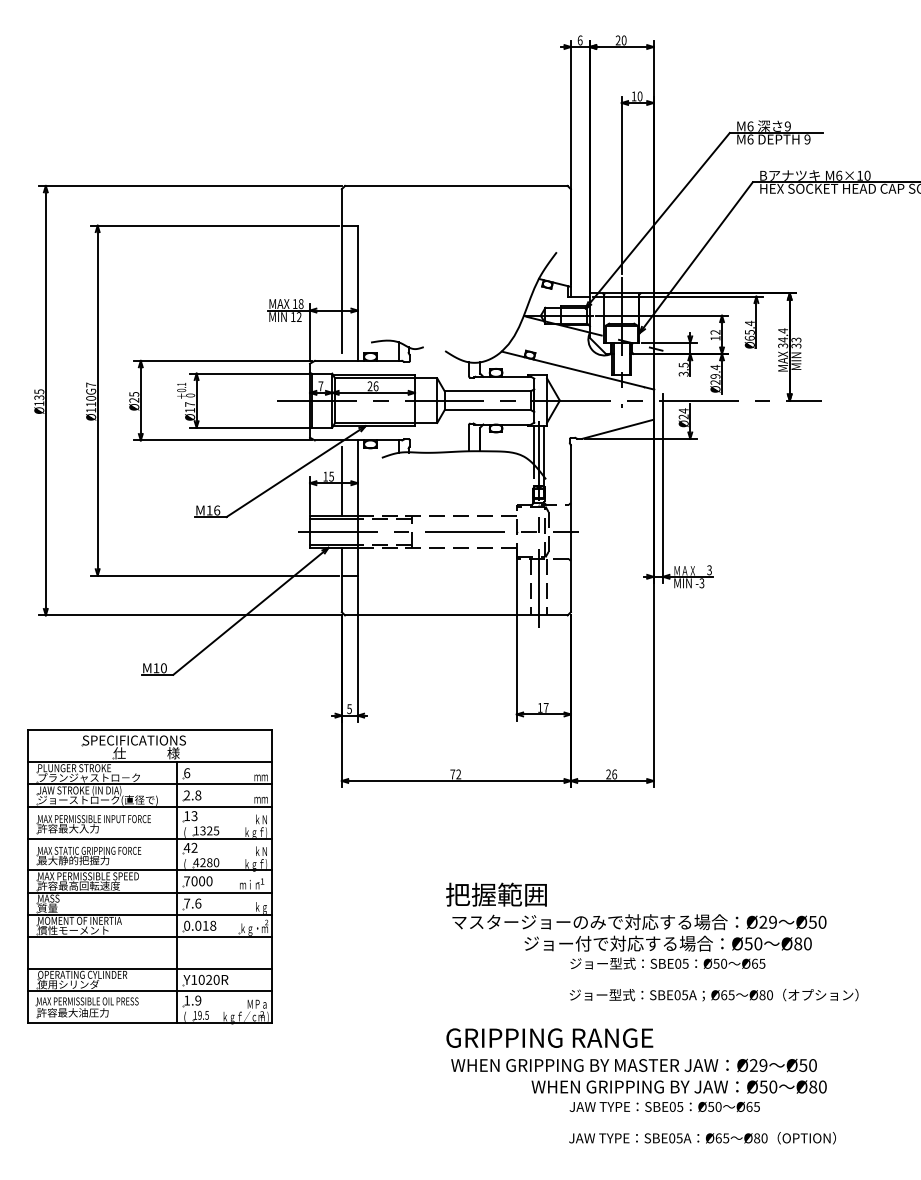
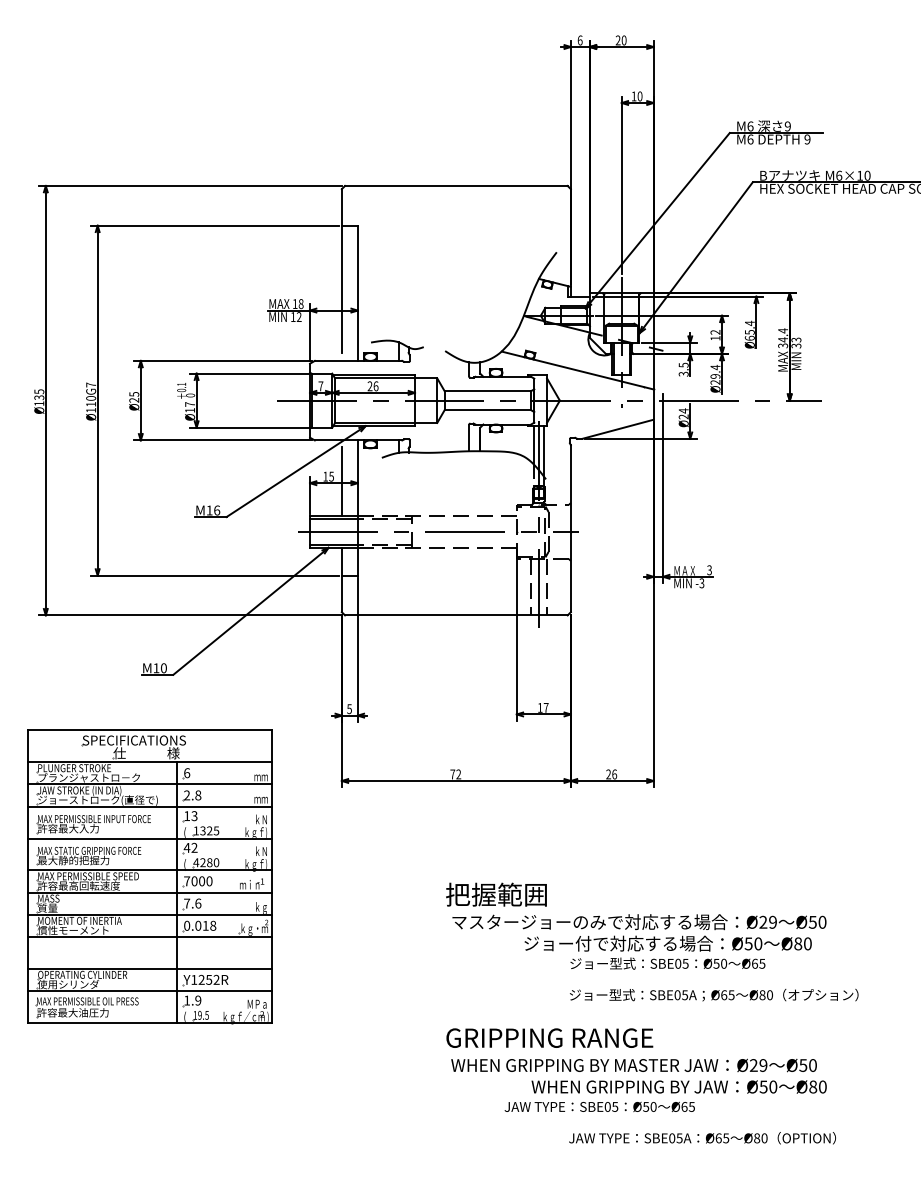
text: Y1020R -> Y1252R (208, 979)
text position: (664, 1106) -> (599, 1106) (599, 1106)
